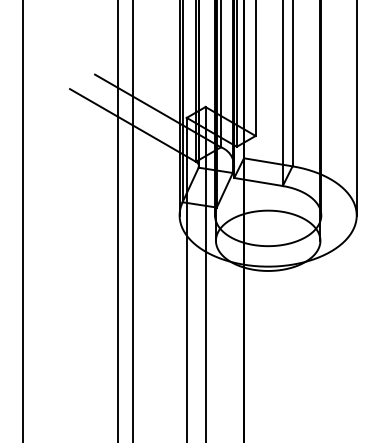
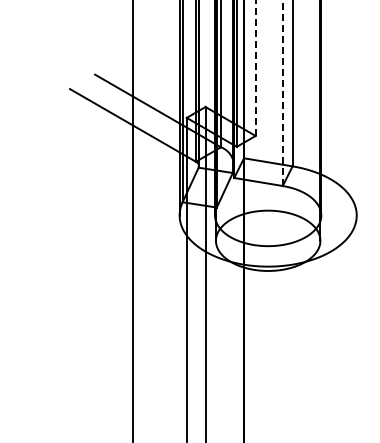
line: solid -> dashed (255, 67)
line: solid -> dashed (282, 93)
line: present -> none (356, 108)
line: present -> none (23, 220)
line: present -> none (118, 220)
